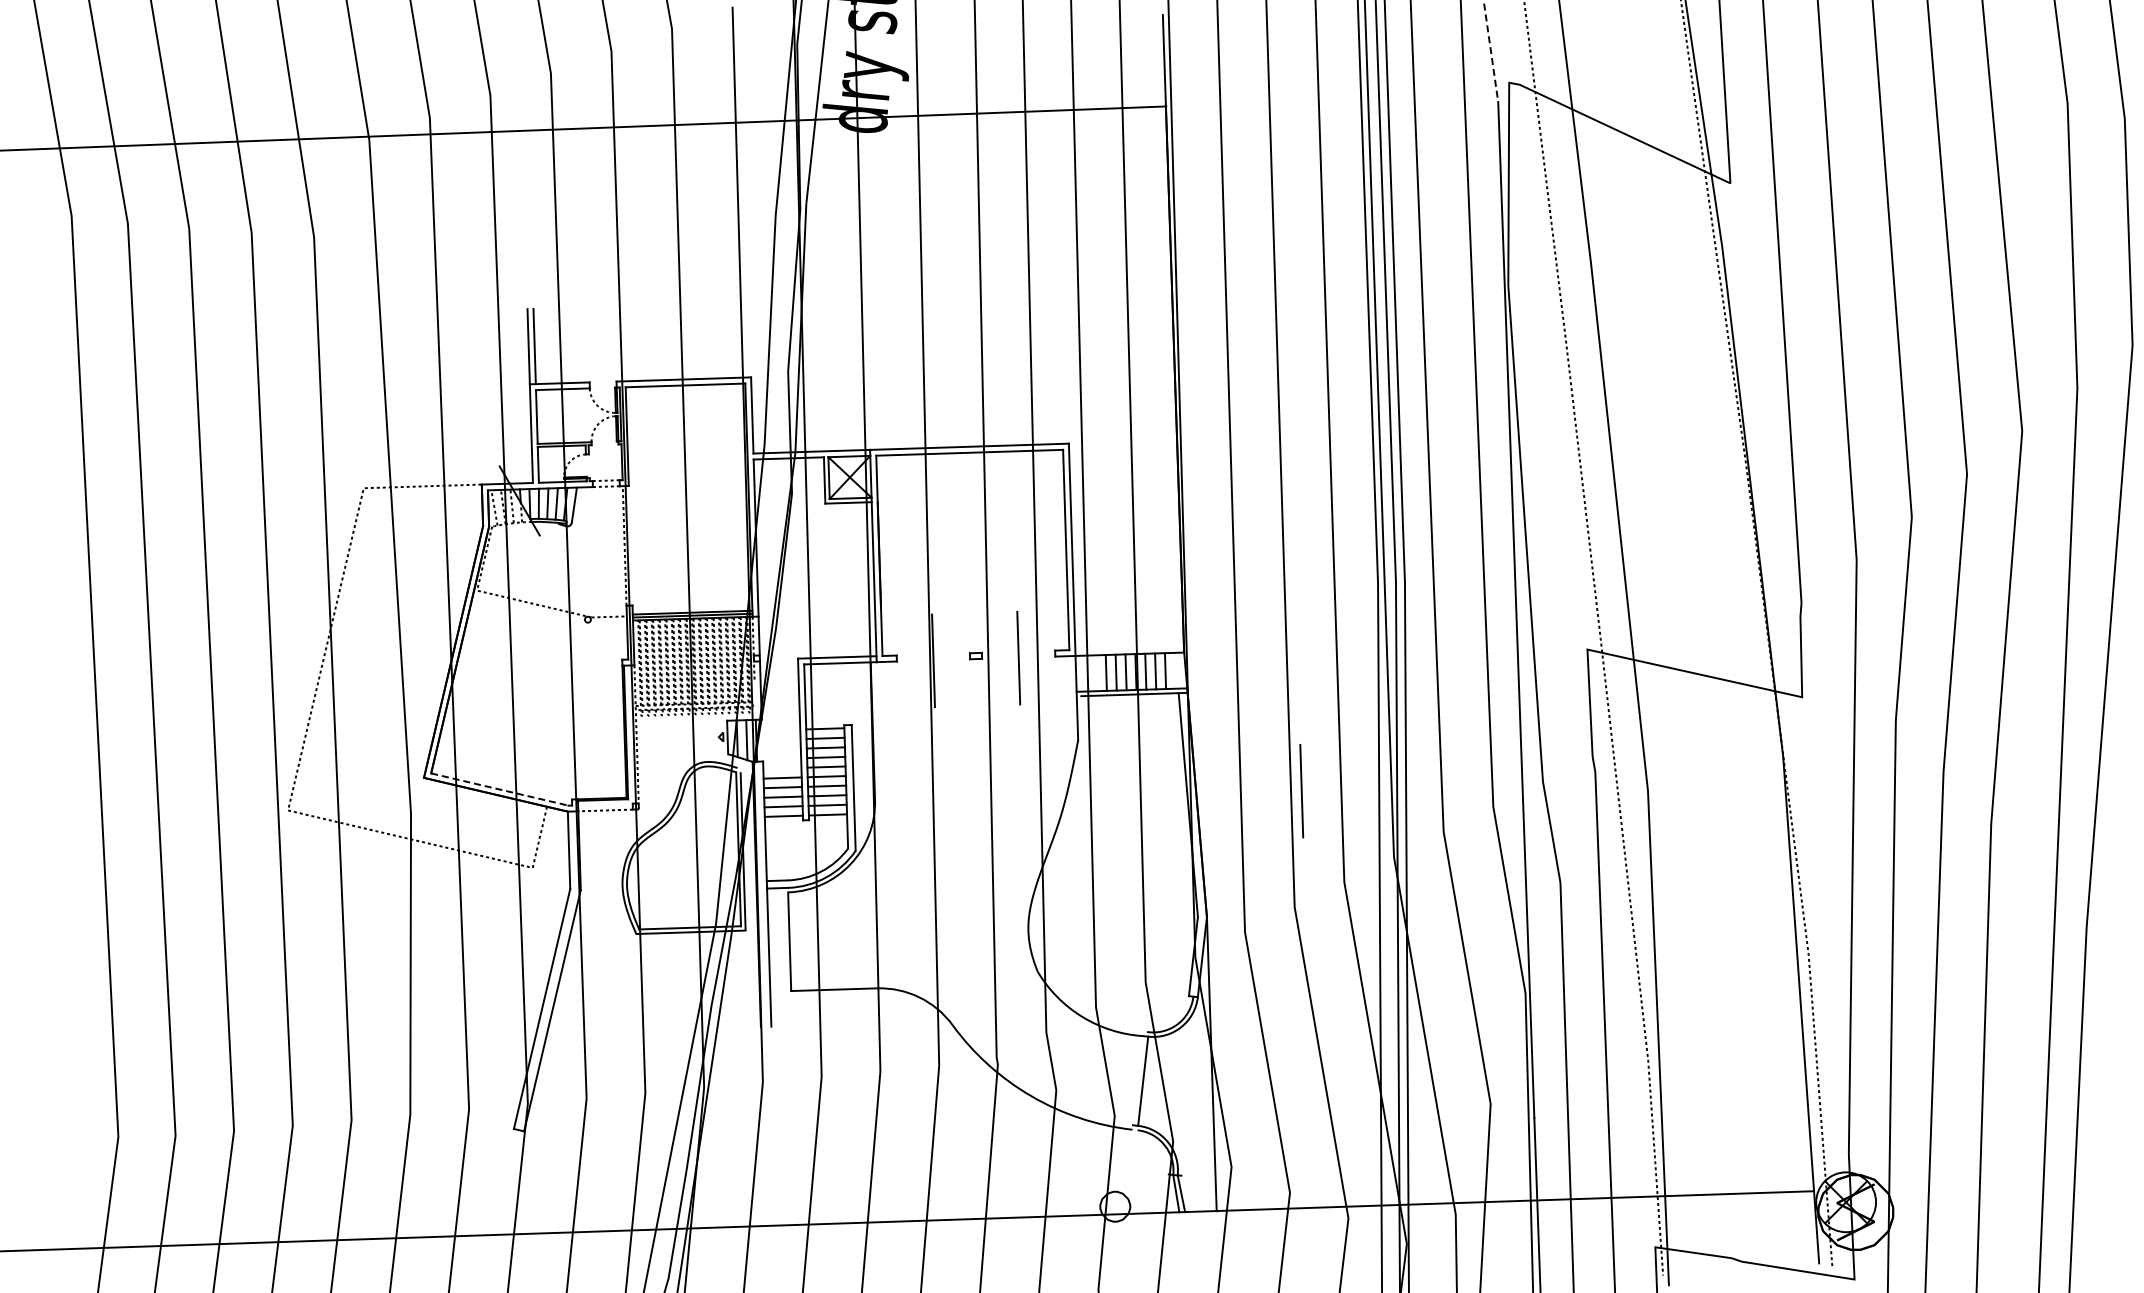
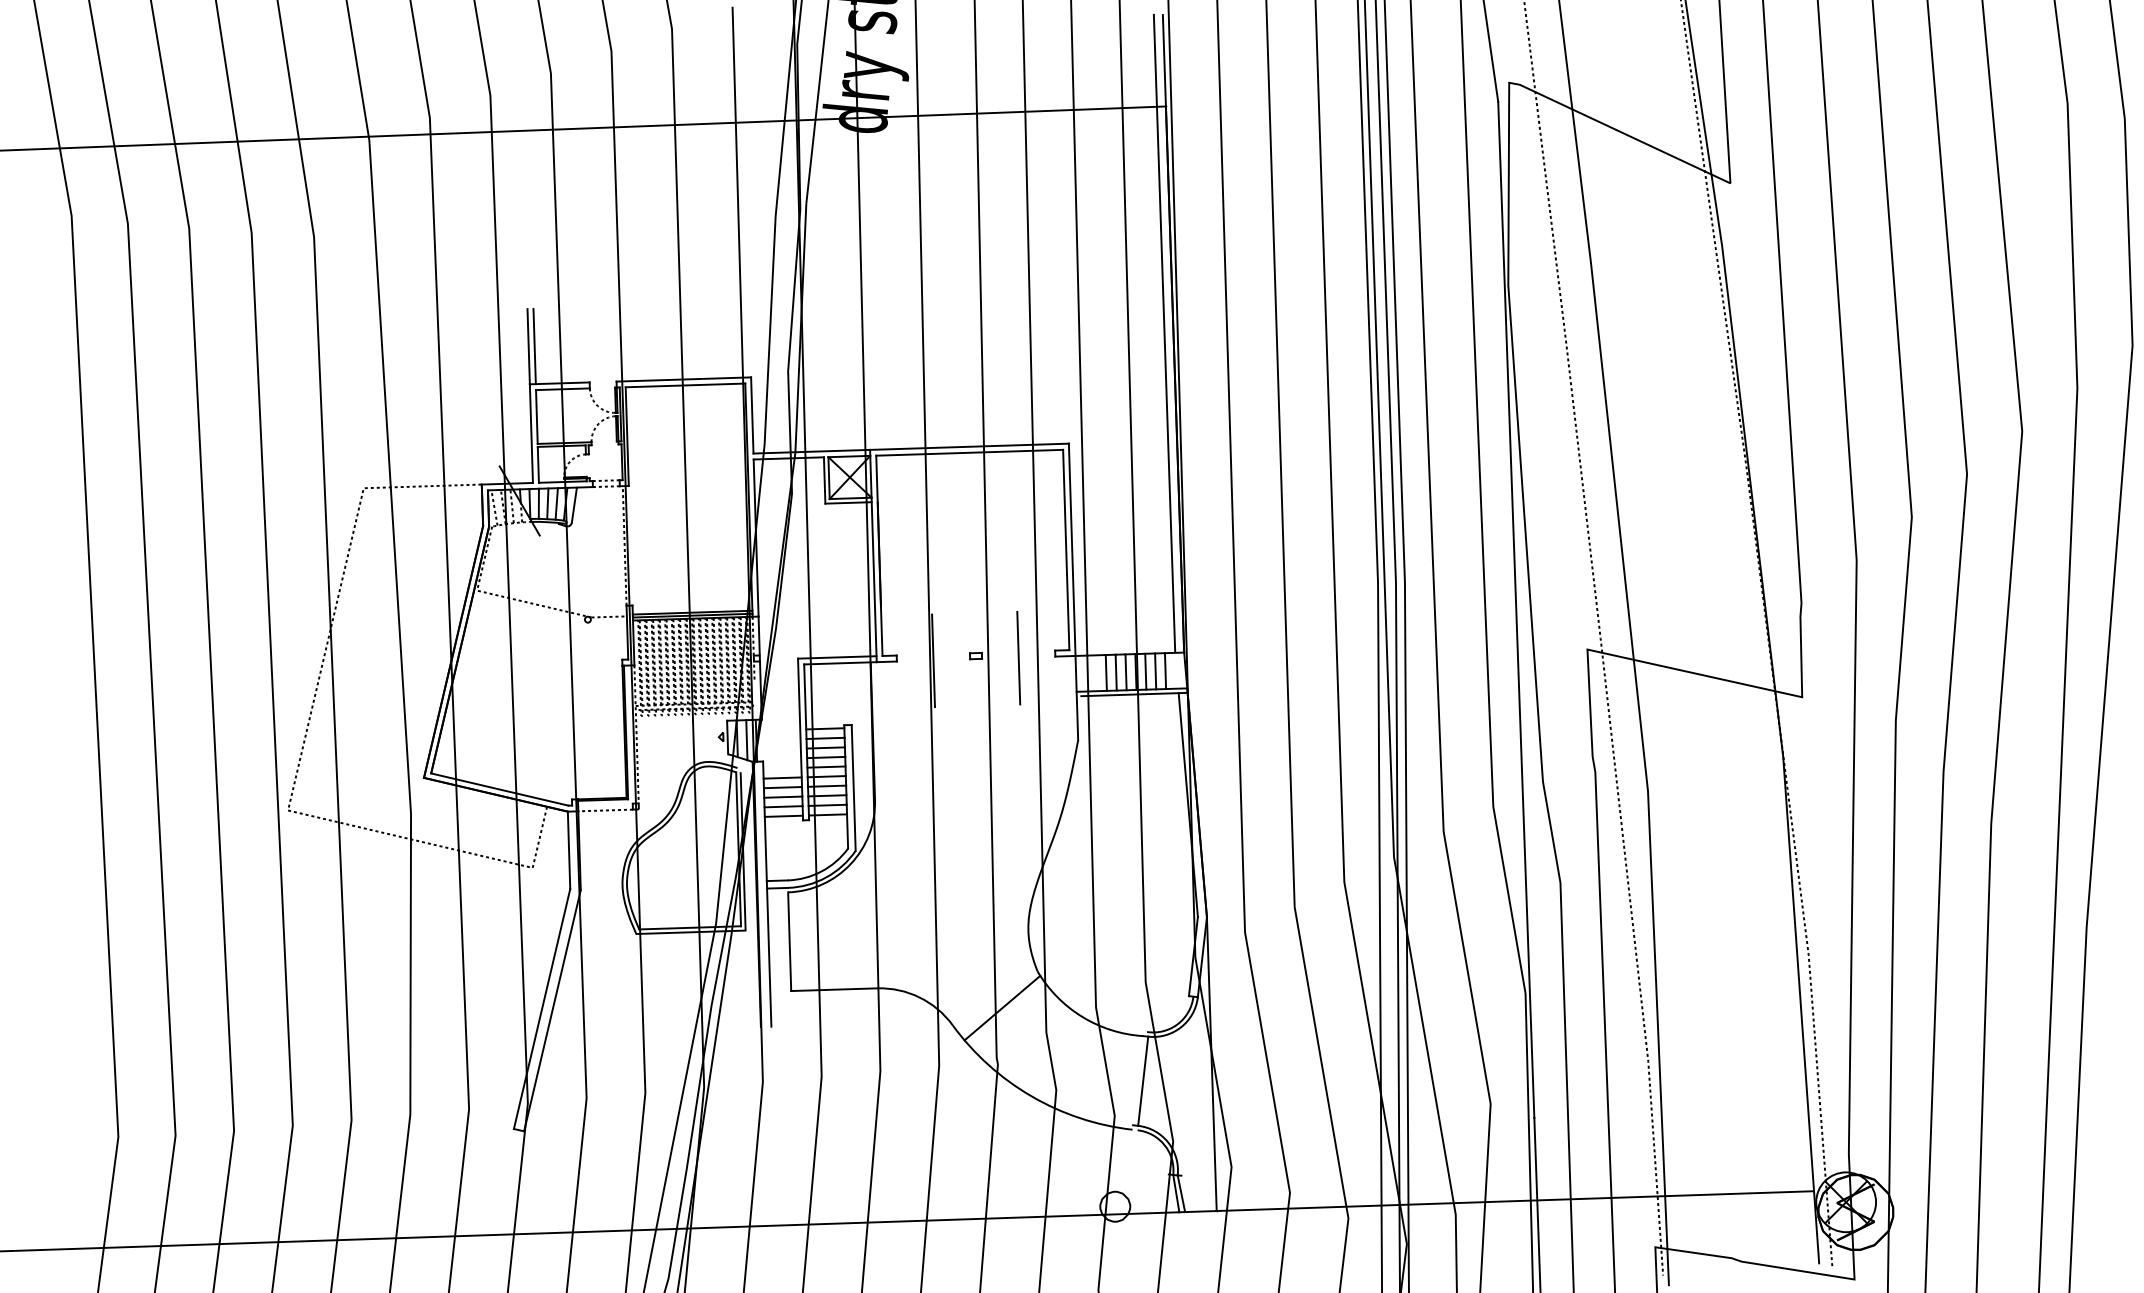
line: dashed -> solid (1490, 51)
line: none -> present (1164, 333)
line: dashed -> solid (500, 789)
line: present -> none (1301, 791)
line: none -> present (1002, 1007)
